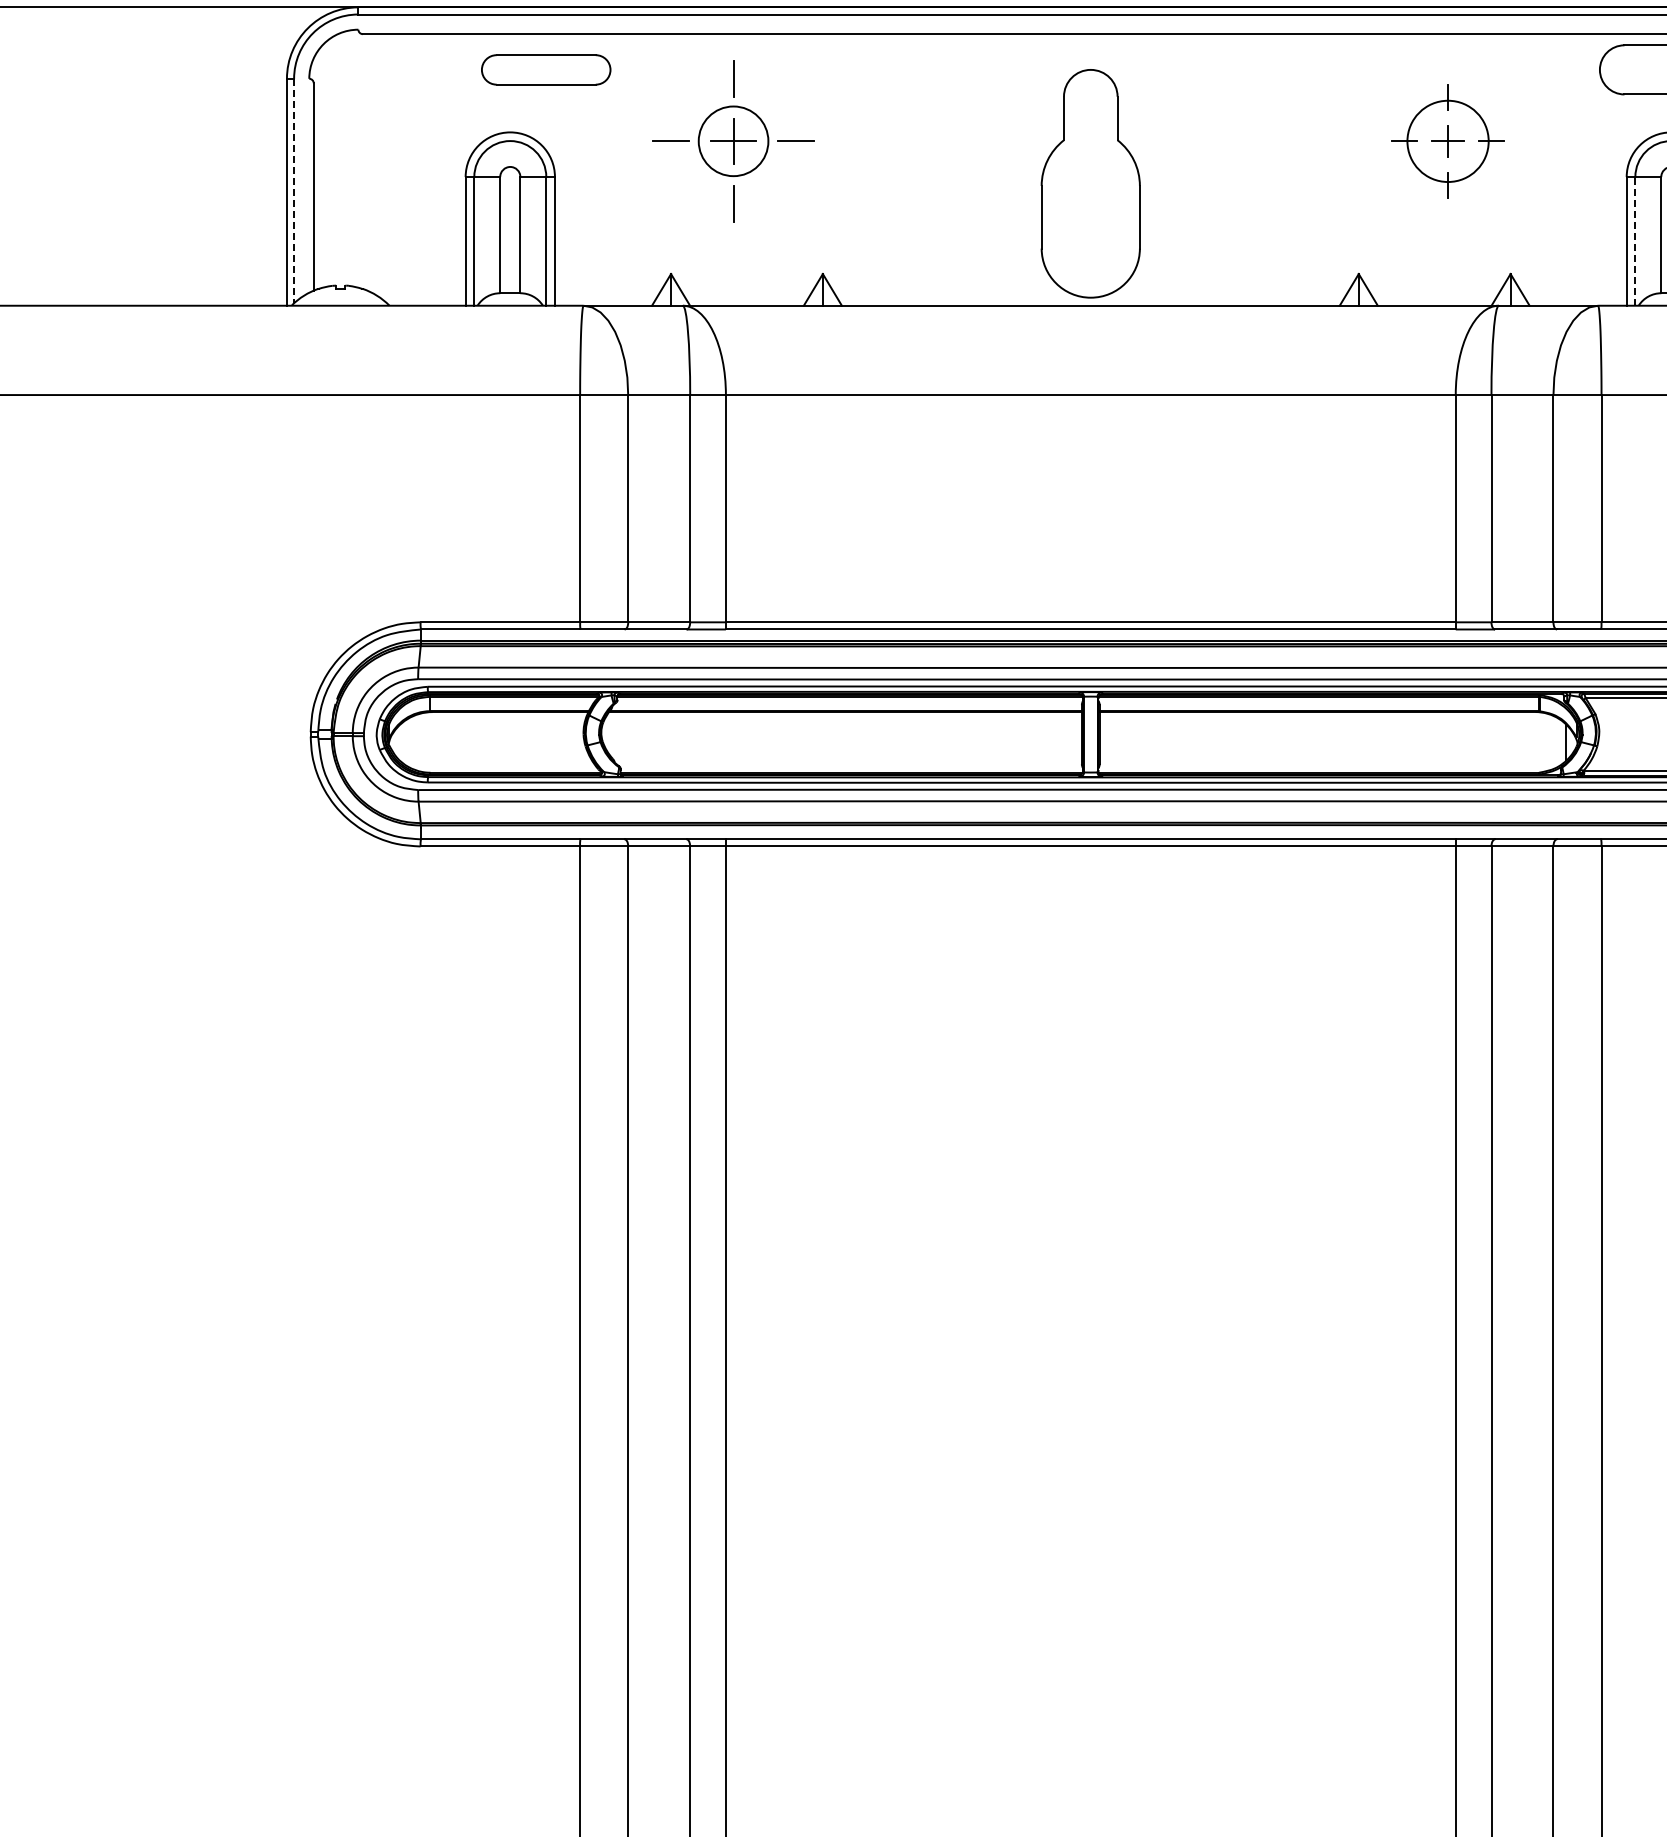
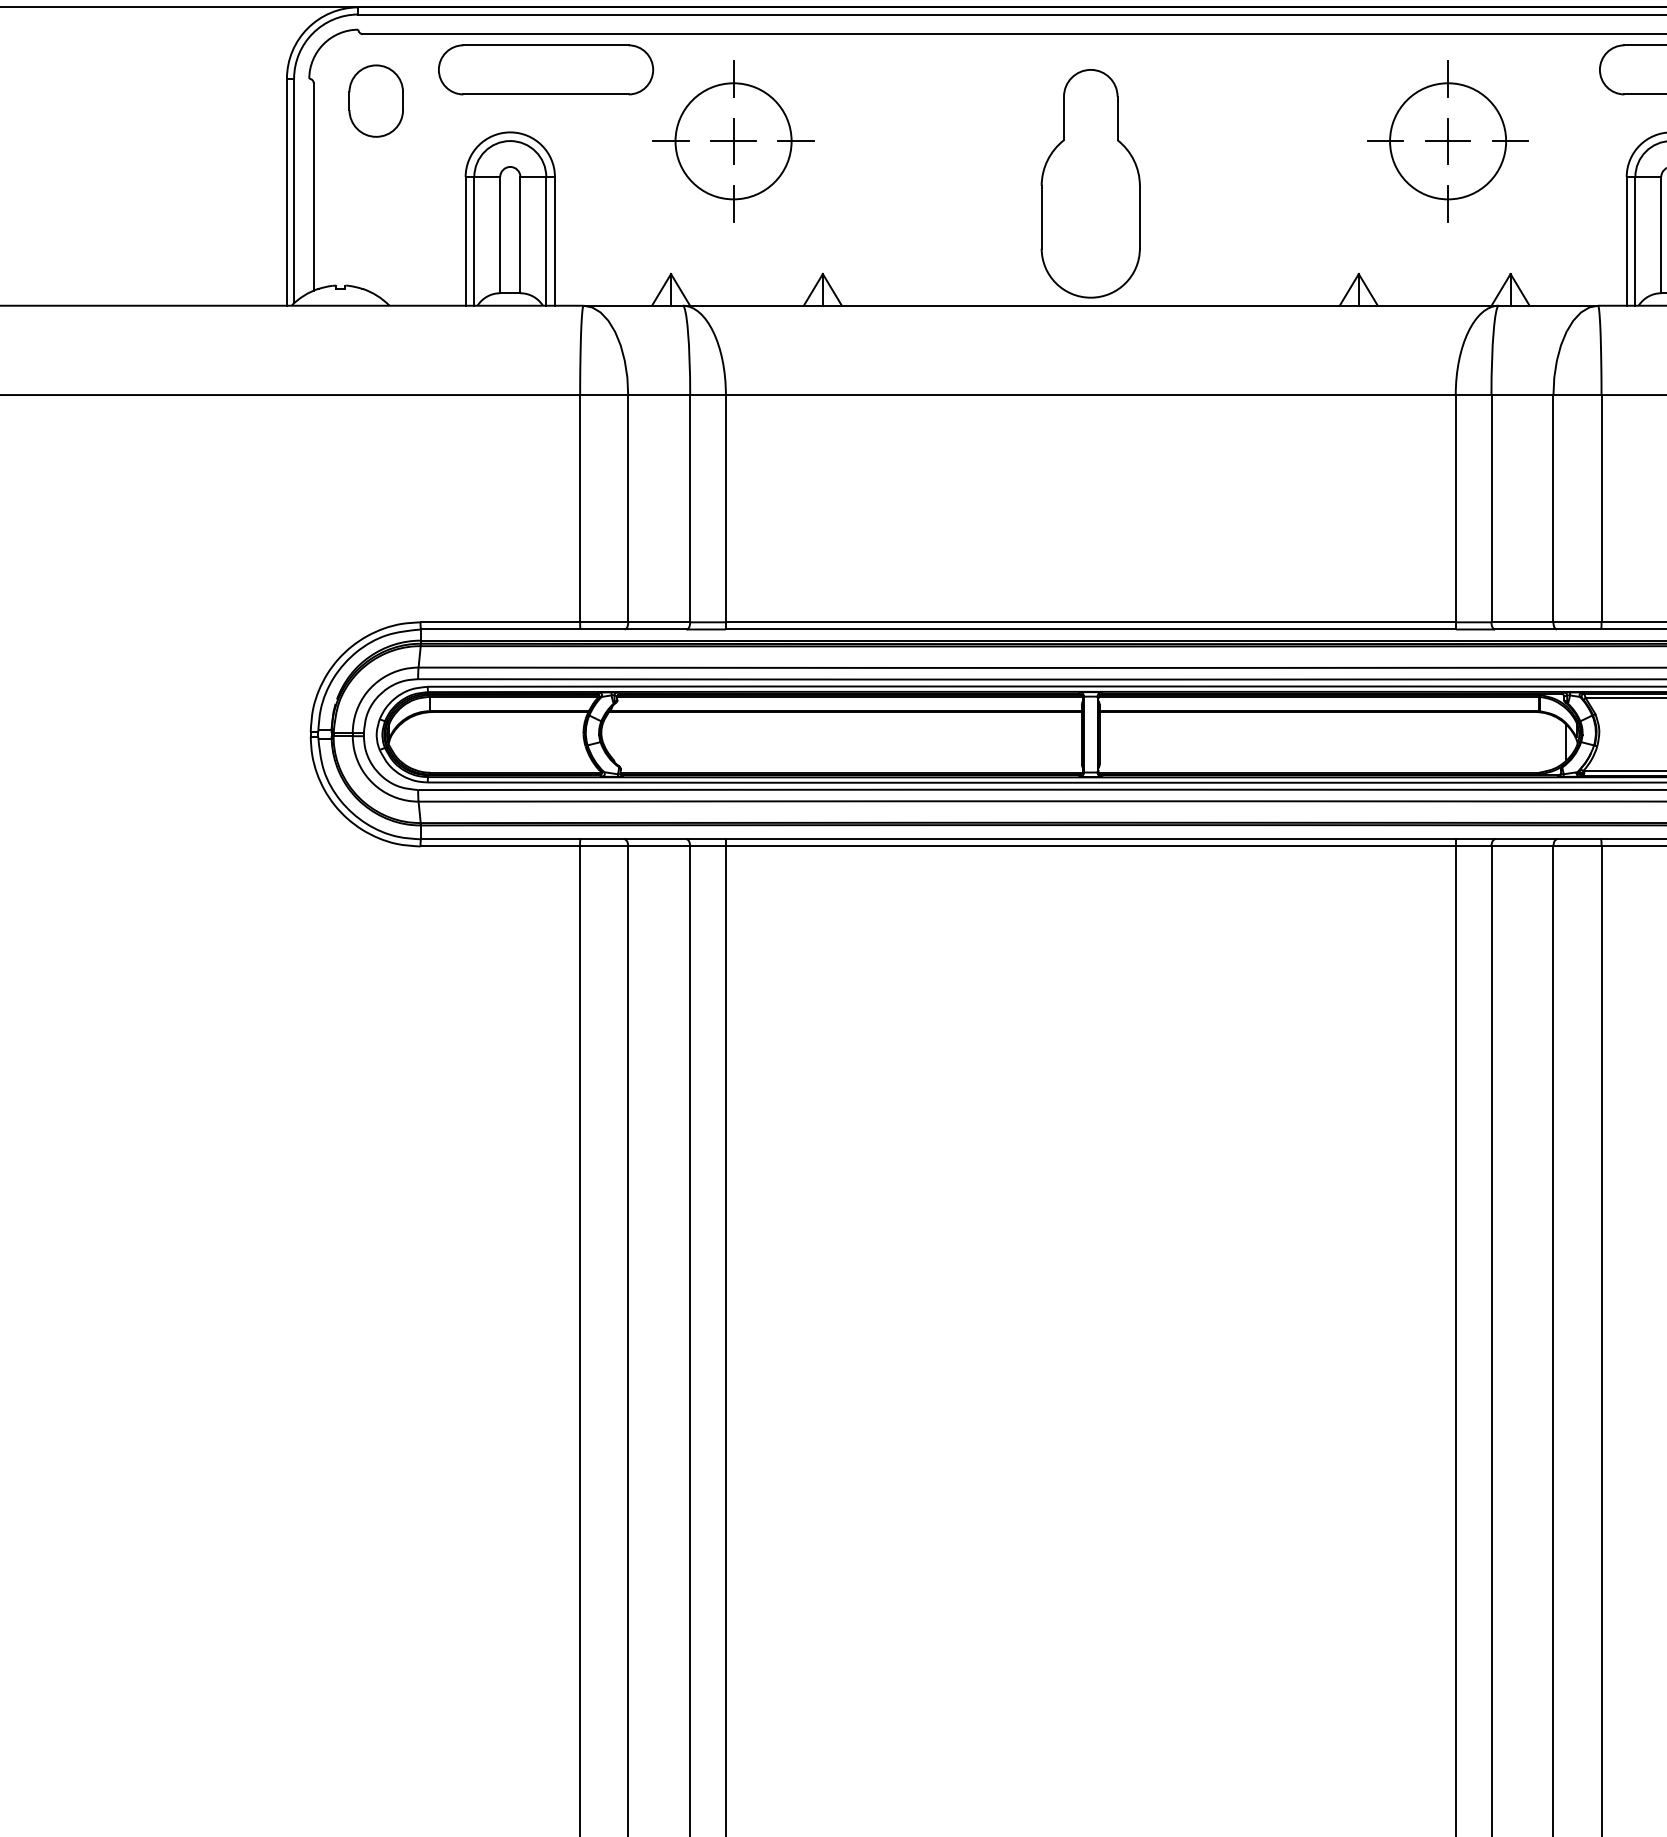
part size: 131x32 px -> 217x52 px (546, 69)
part: none -> present (375, 100)
circle diameter: 70 px -> 116 px (733, 141)
part size: 114x115 px -> 162x163 px (1447, 141)
line: dashed -> solid (294, 191)
line: dashed -> solid (1635, 240)
